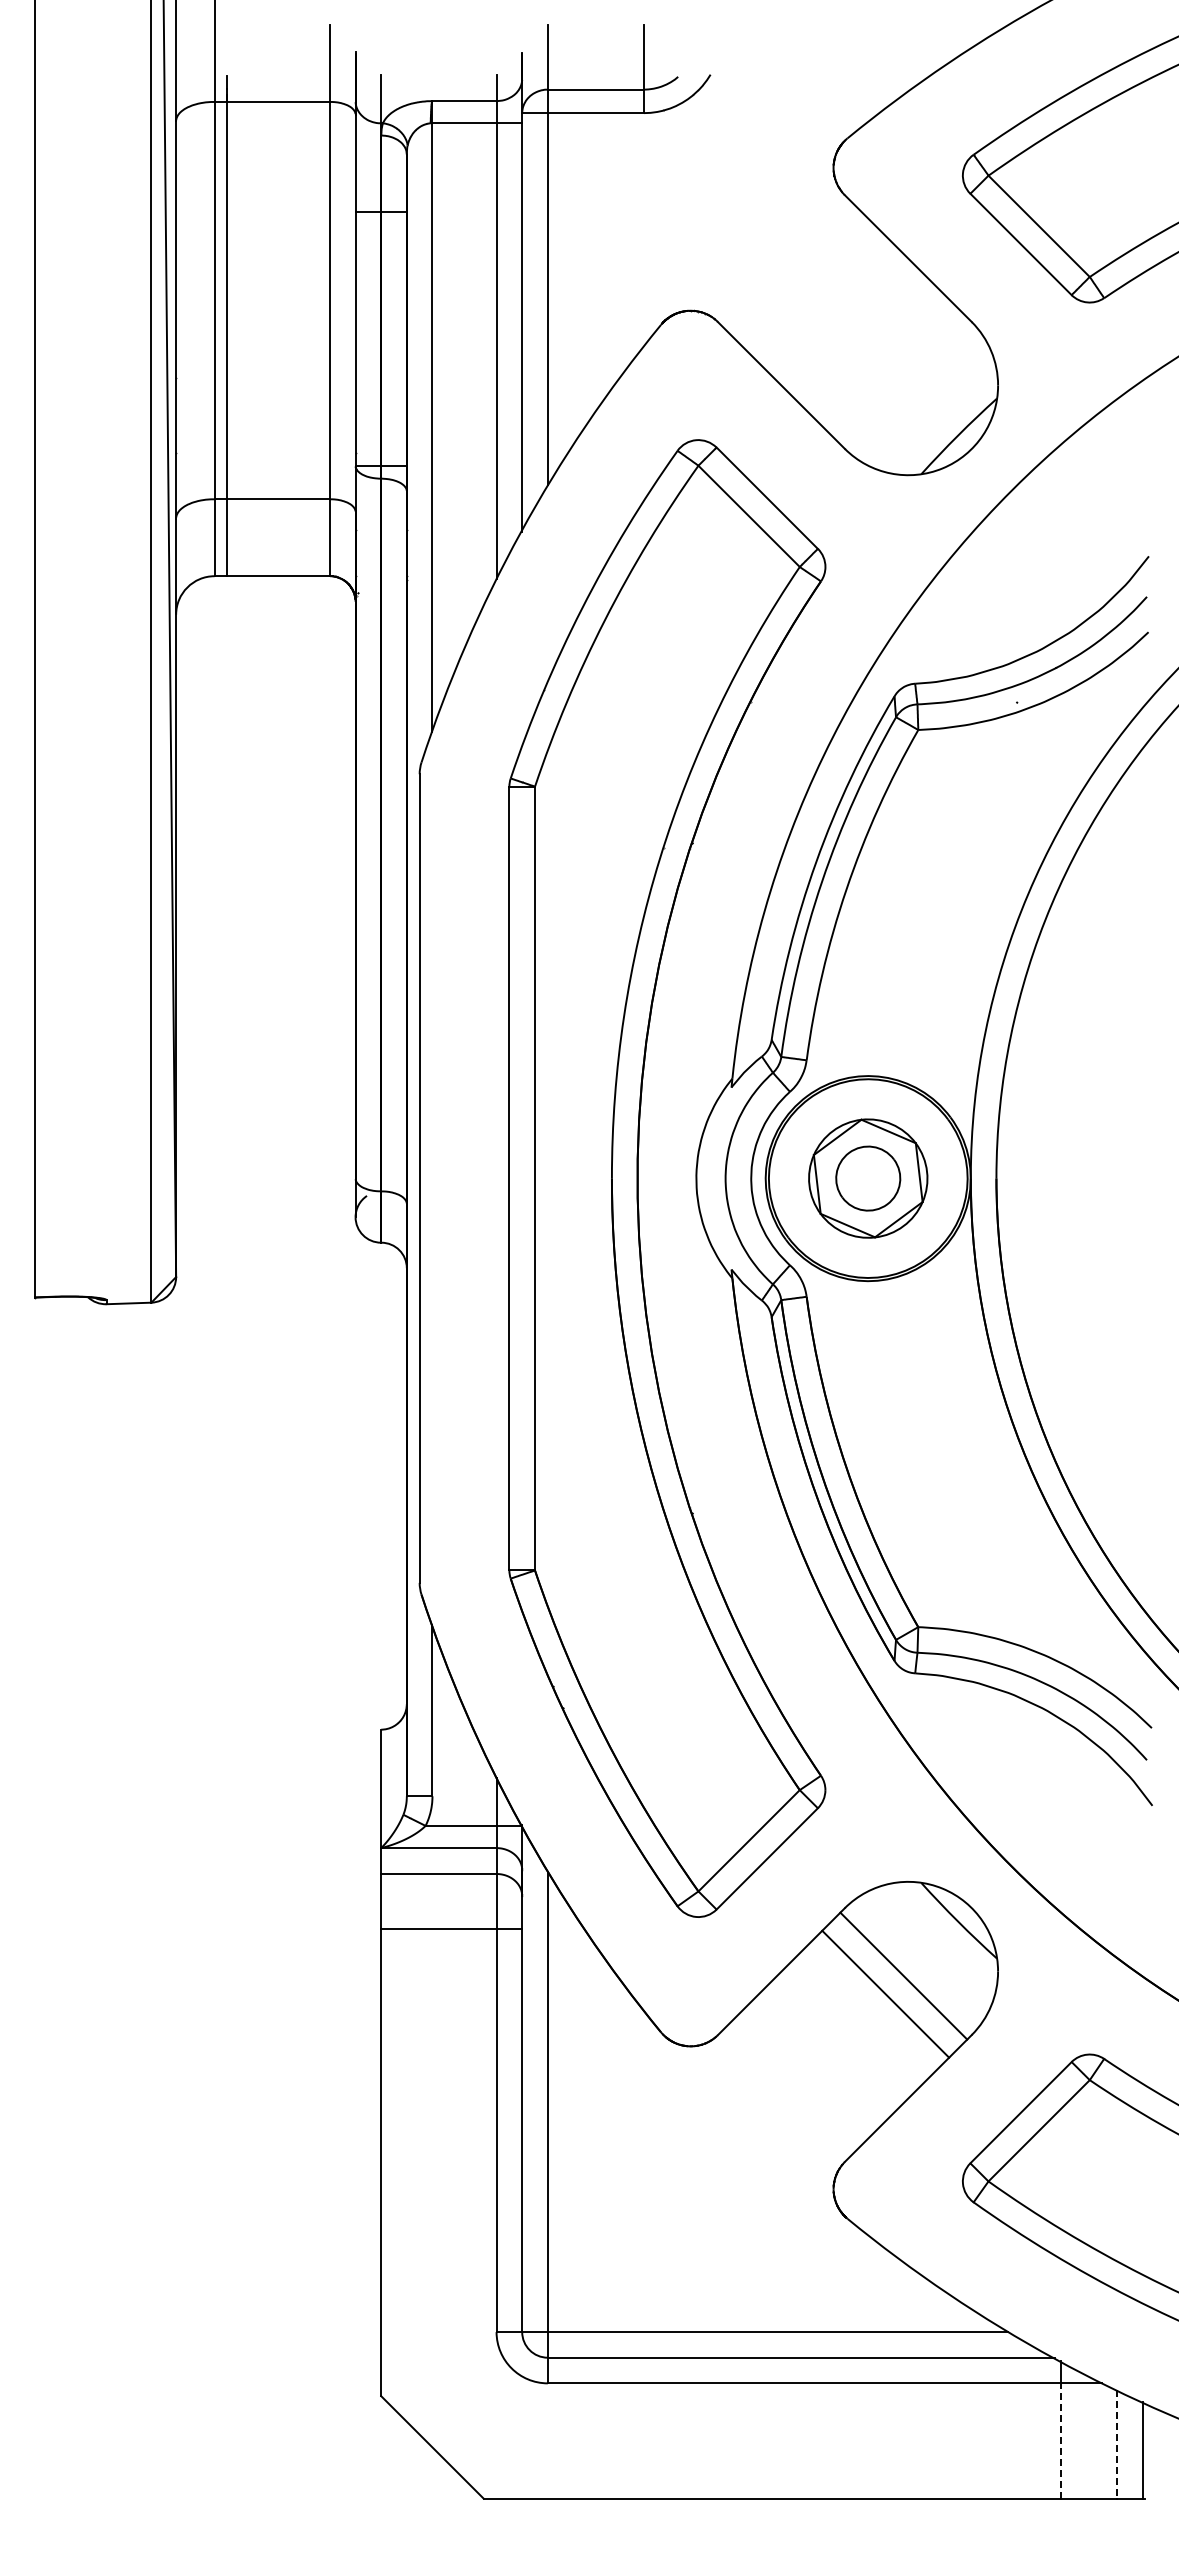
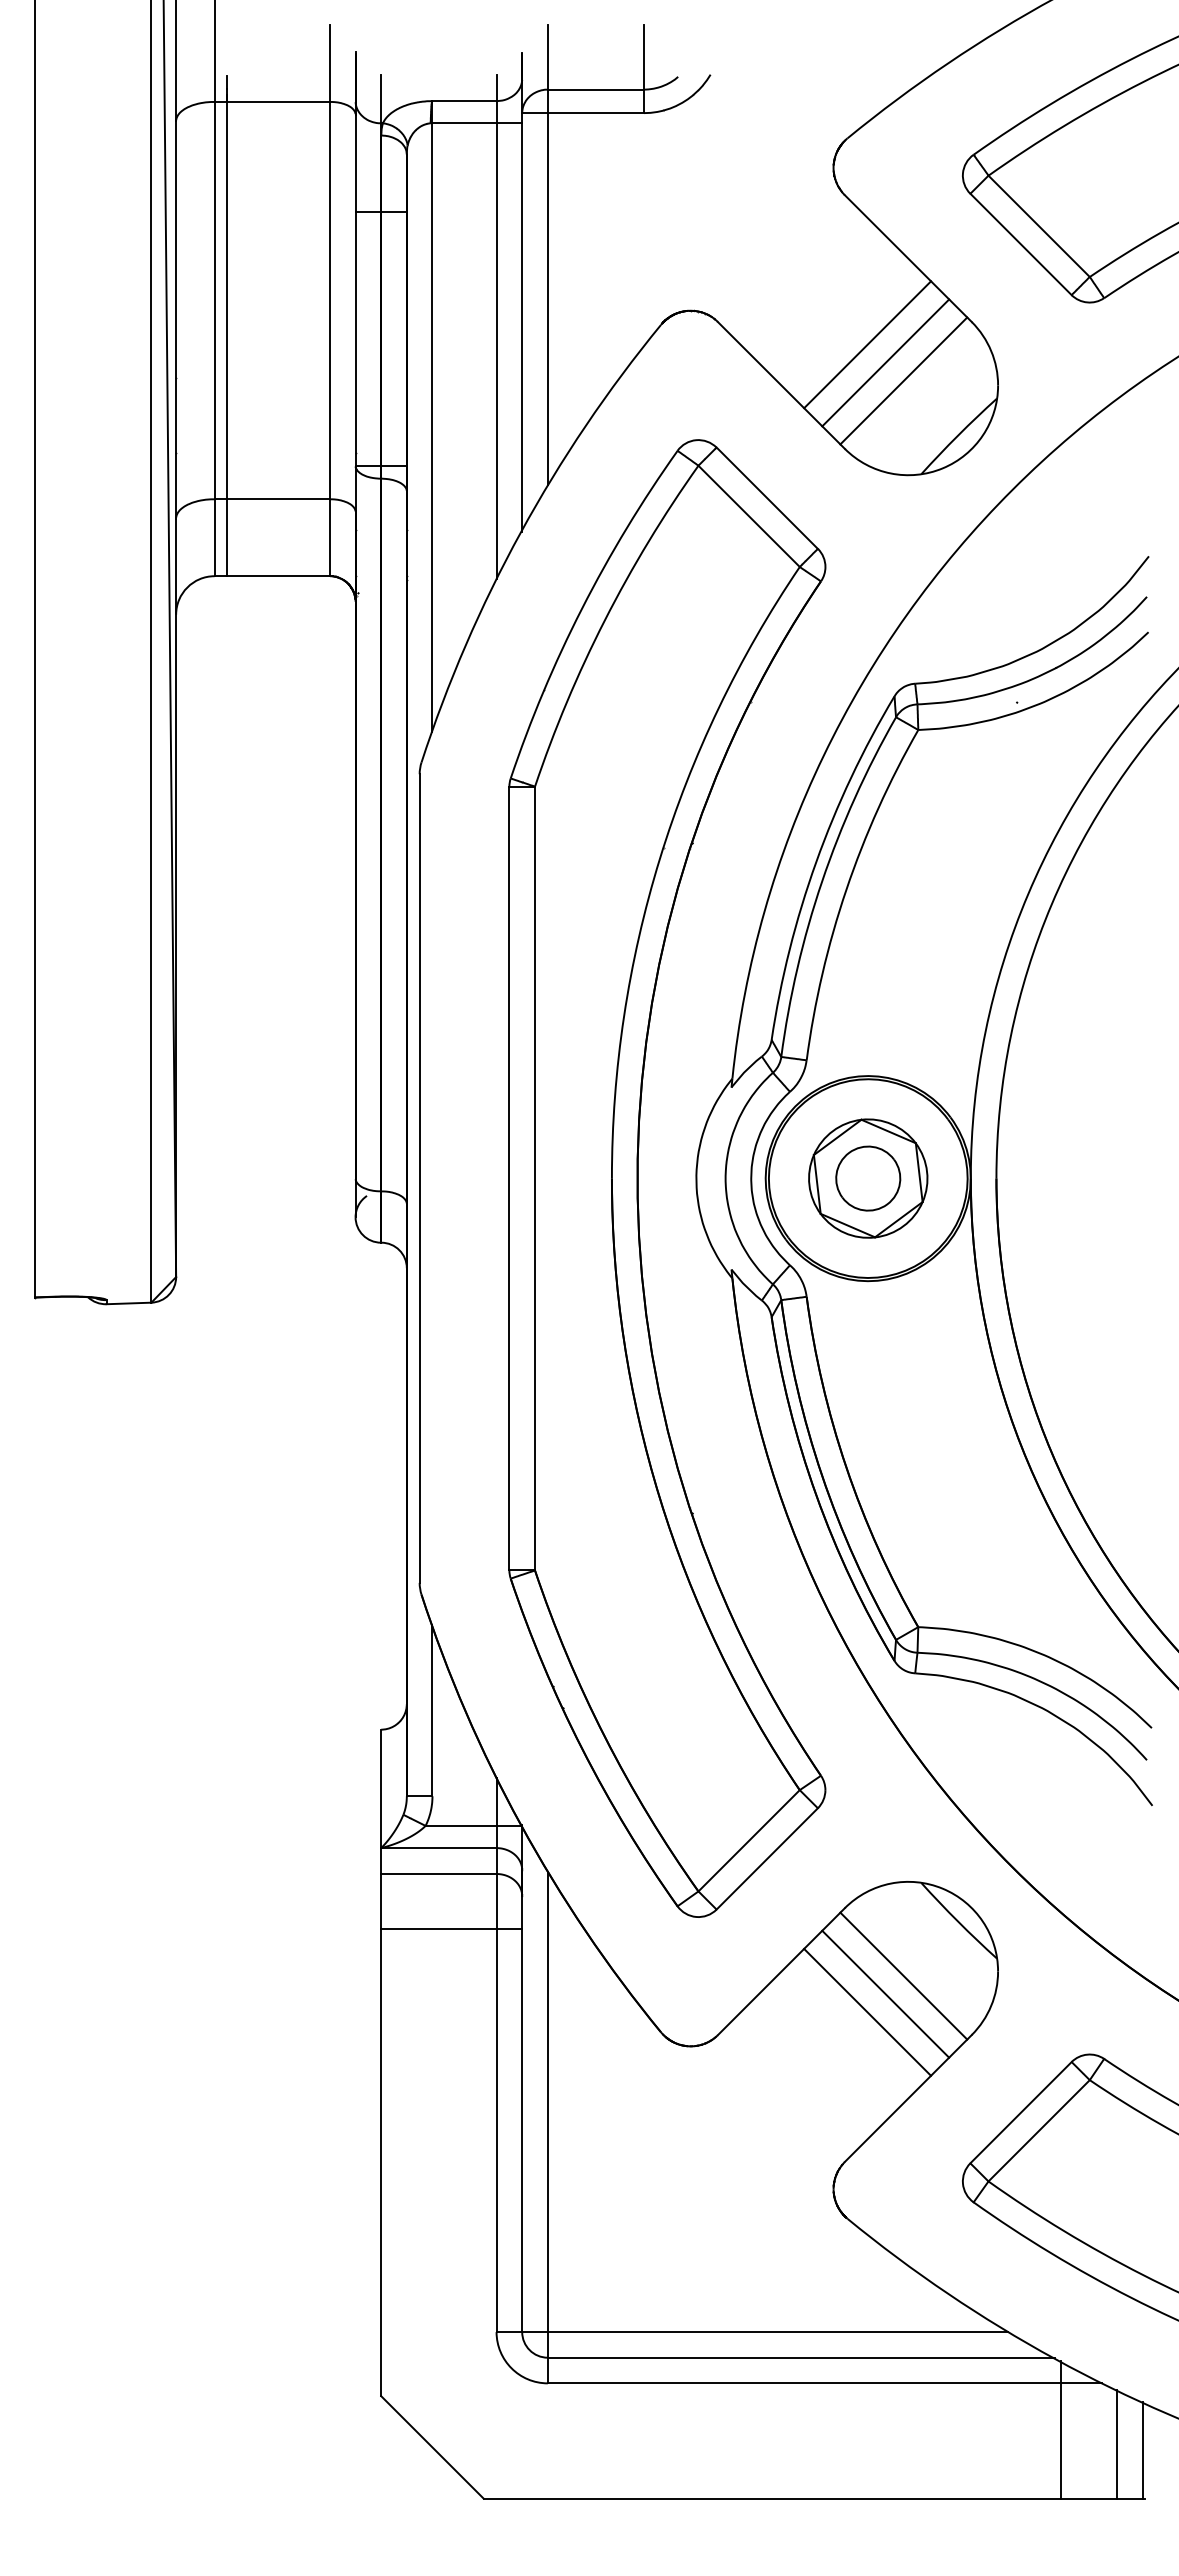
line: none -> present (867, 344)
line: none -> present (885, 362)
line: none -> present (903, 380)
line: none -> present (867, 2011)
line: dashed -> solid (1061, 2441)
line: dashed -> solid (1116, 2444)
